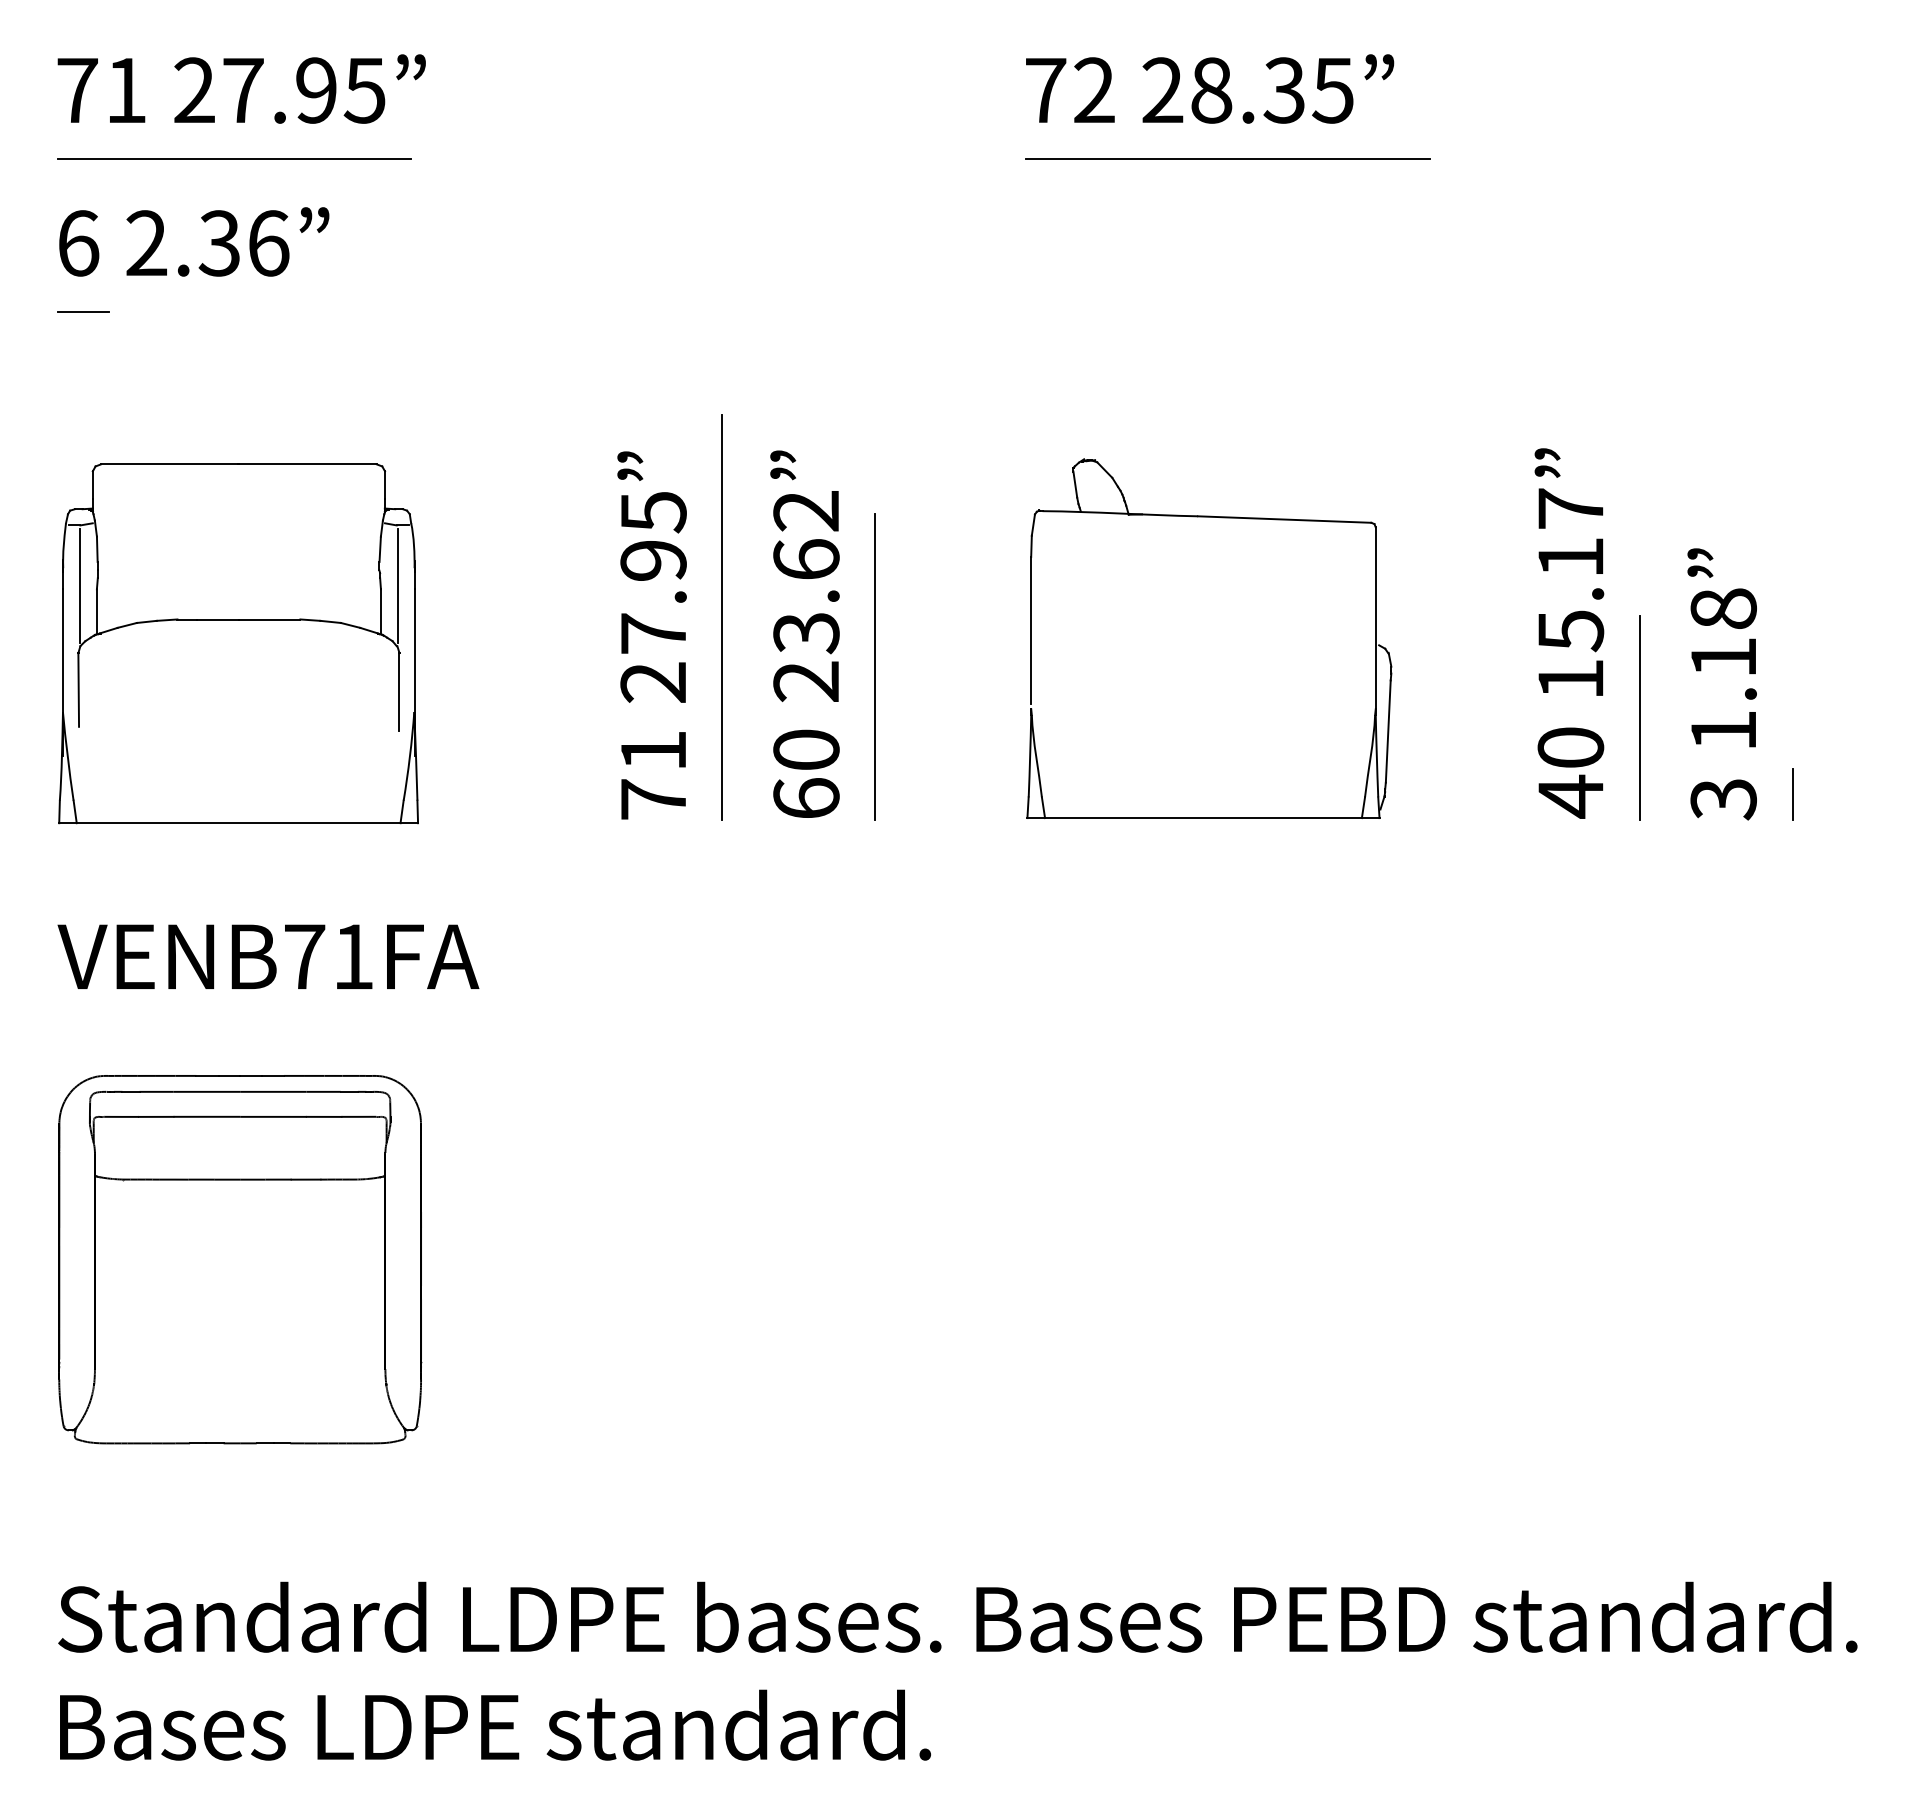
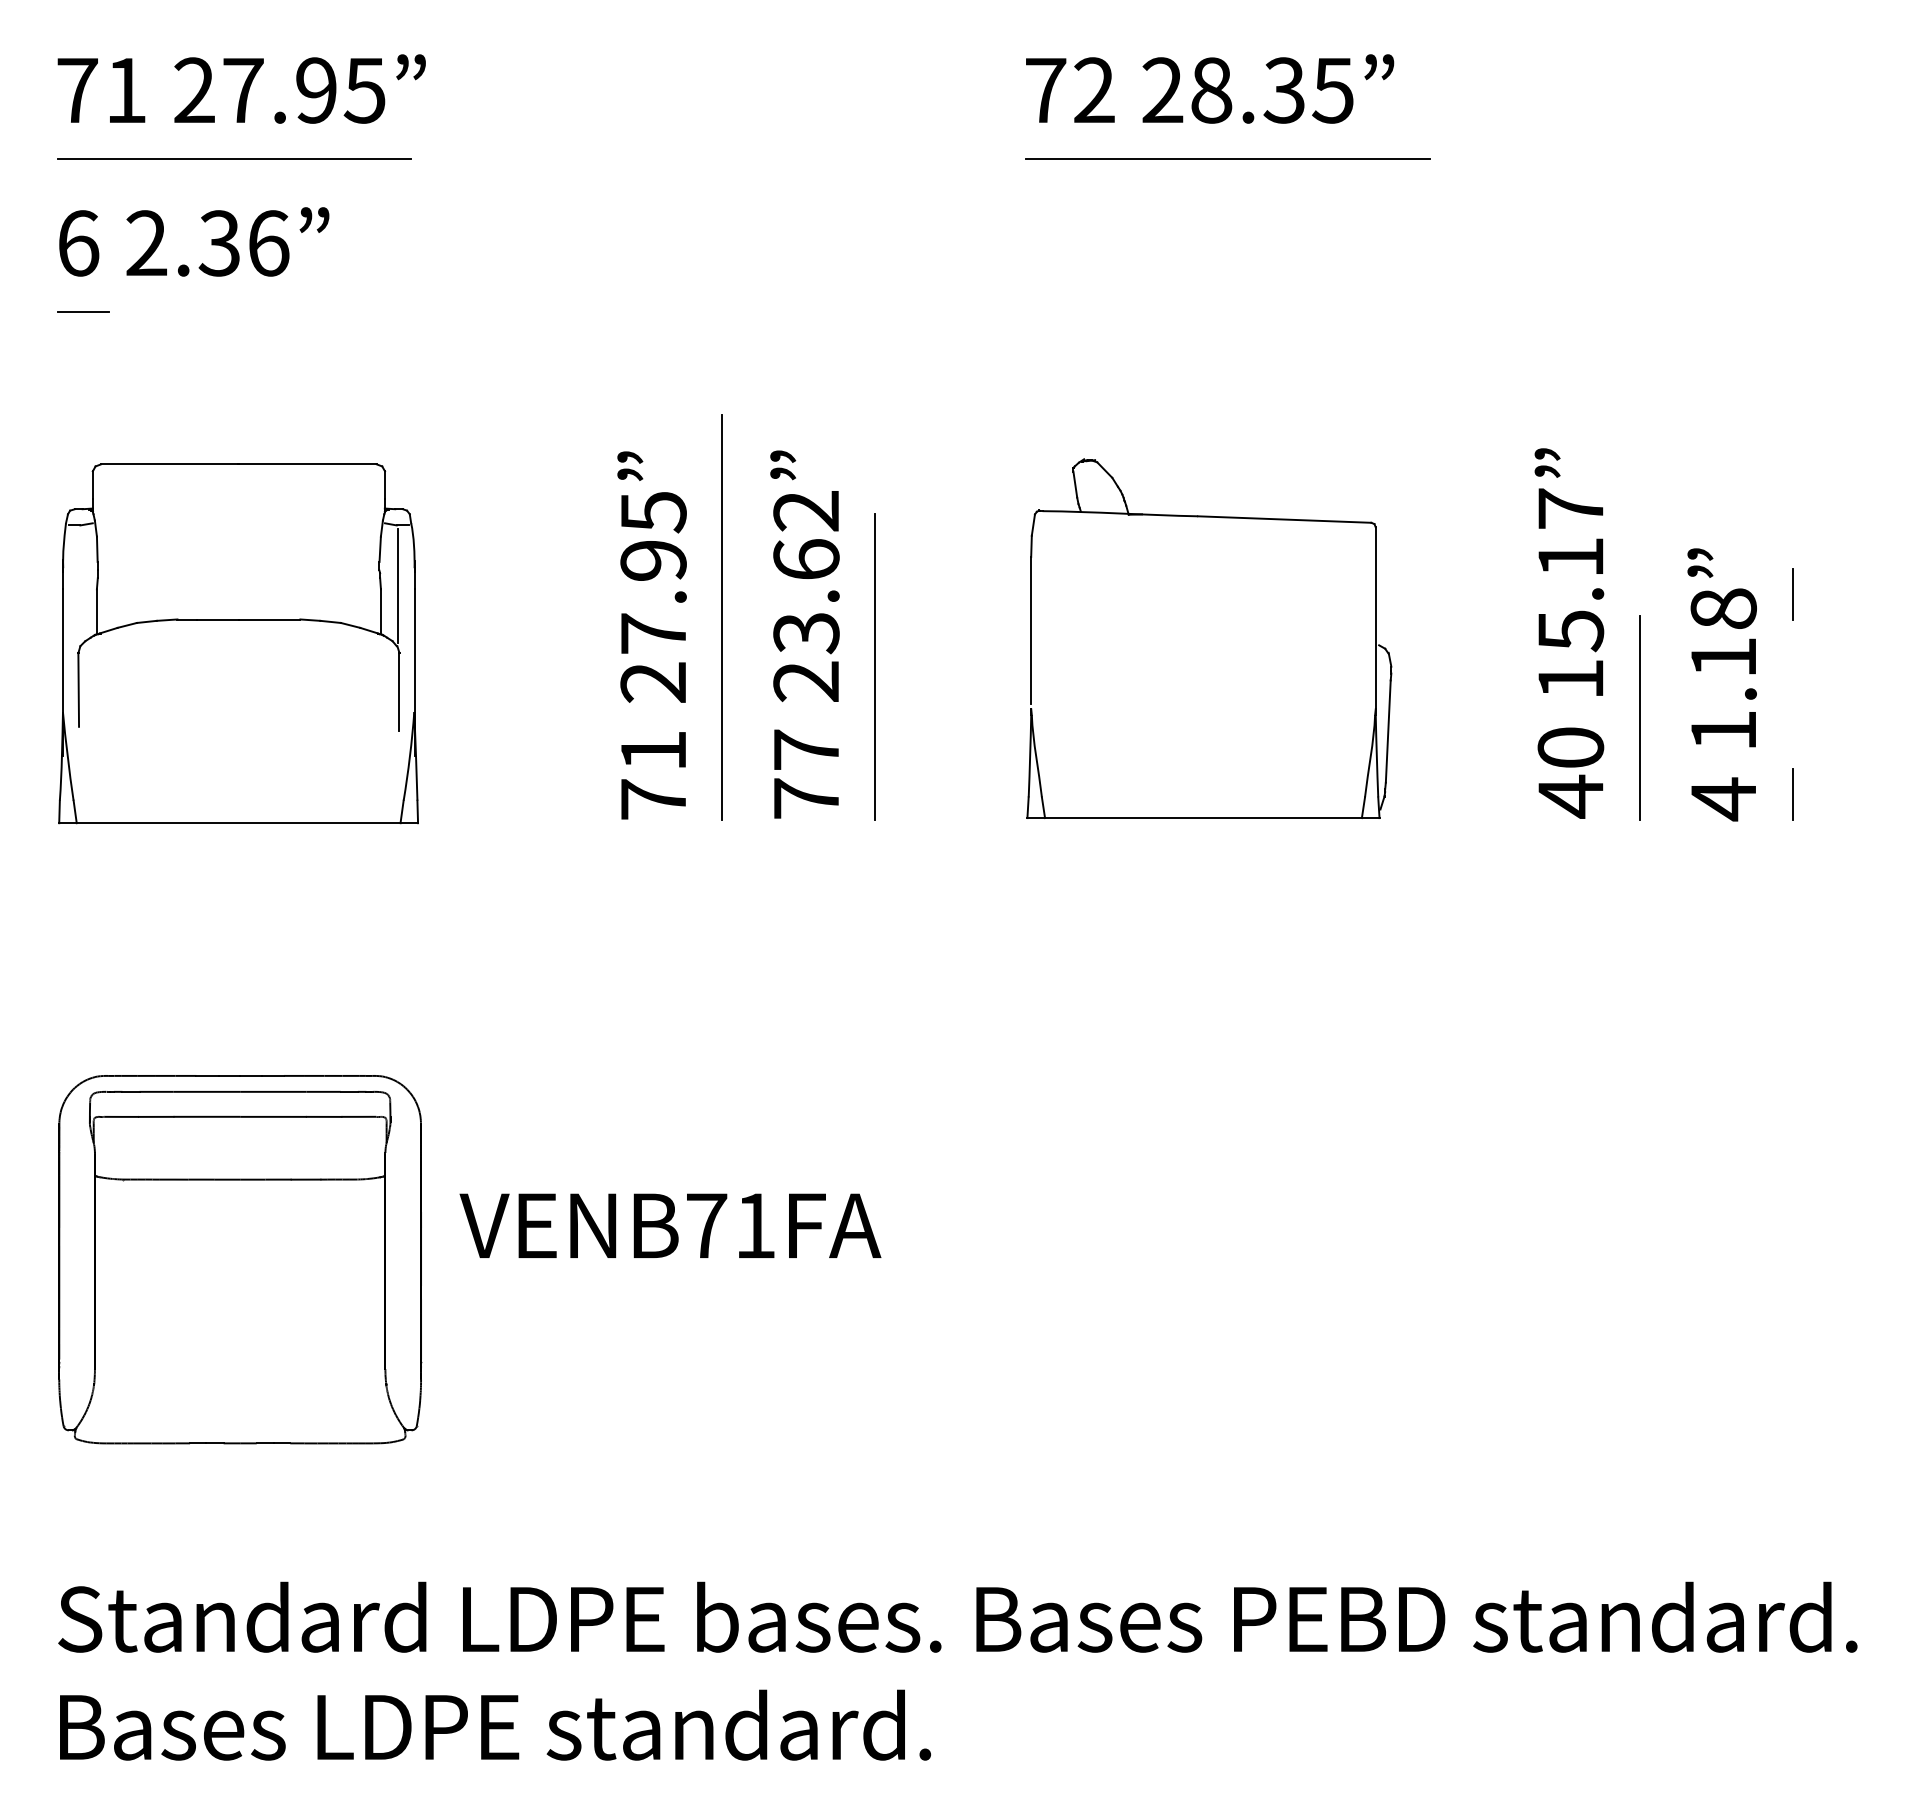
line: present -> none (79, 585)
line: none -> present (1792, 594)
text: 60 -> 77 (806, 773)
text: 3 -> 4 (1723, 799)
text position: (268, 956) -> (670, 1225) (670, 1225)
